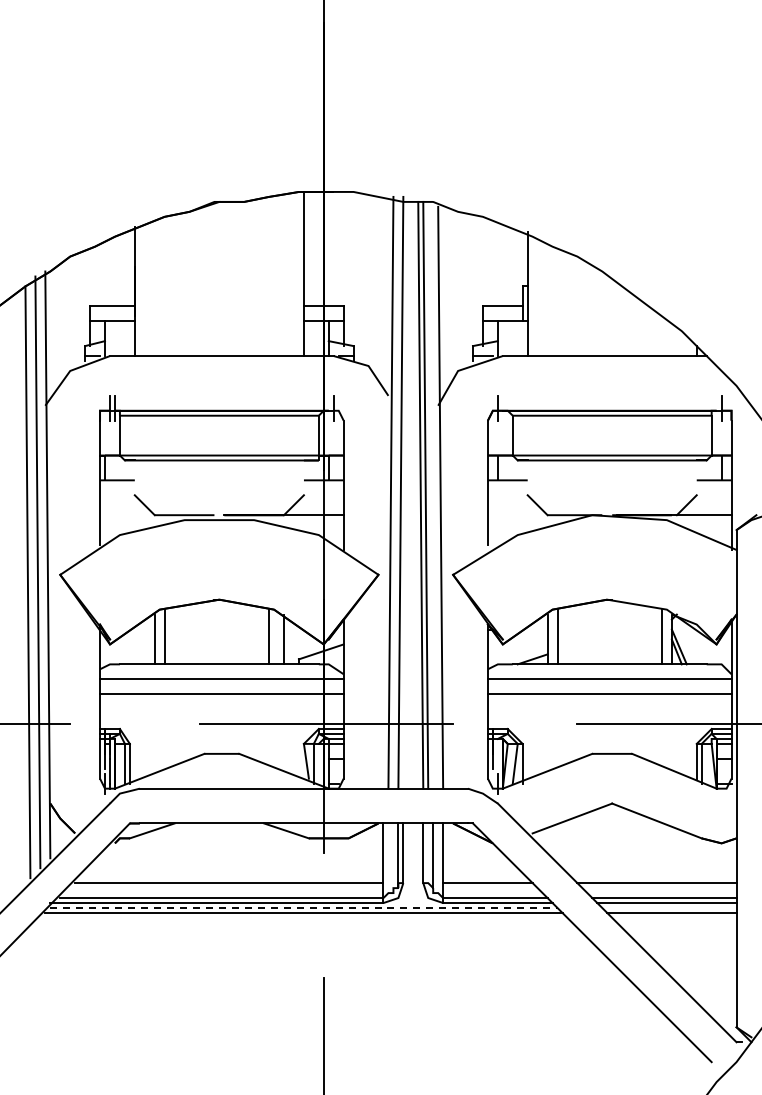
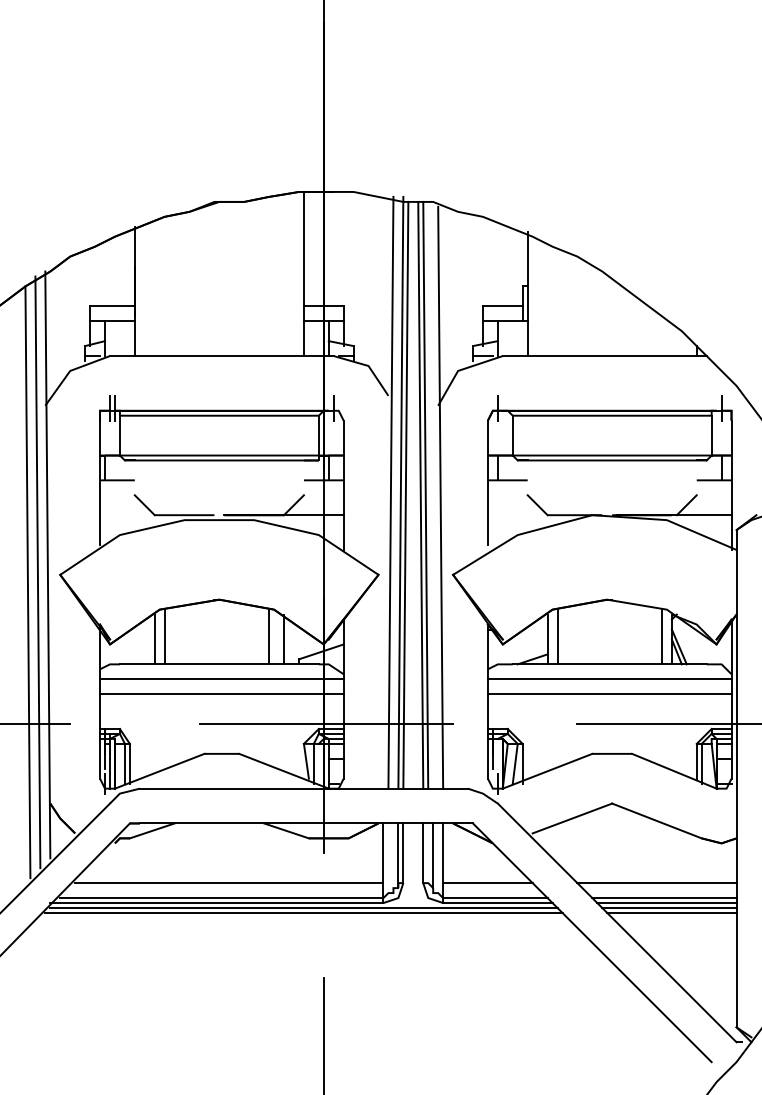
line: none -> present (405, 494)
line: dashed -> solid (303, 908)
line: none -> present (669, 908)
